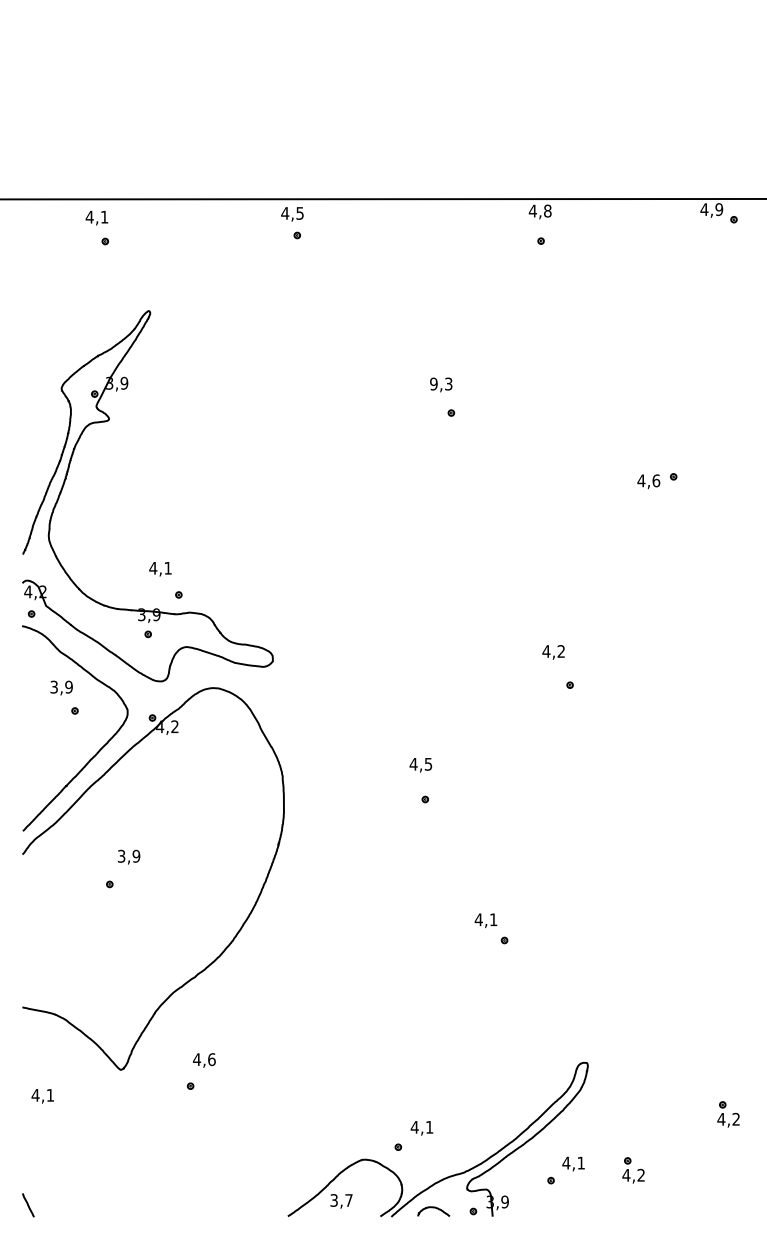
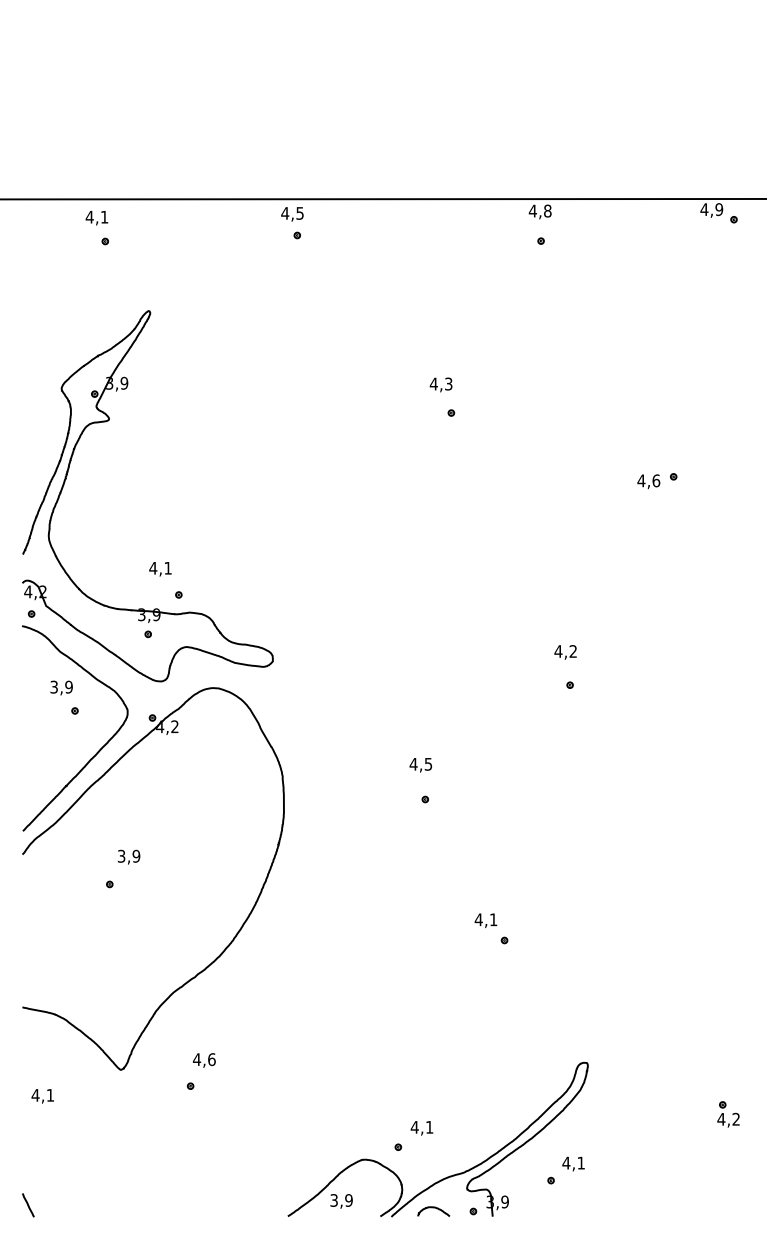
text: 9,3 -> 4,3 (433, 383)
text position: (553, 652) -> (565, 652) (565, 652)
part: present -> none (633, 1170)
text: 3,7 -> 3,9 (348, 1200)
